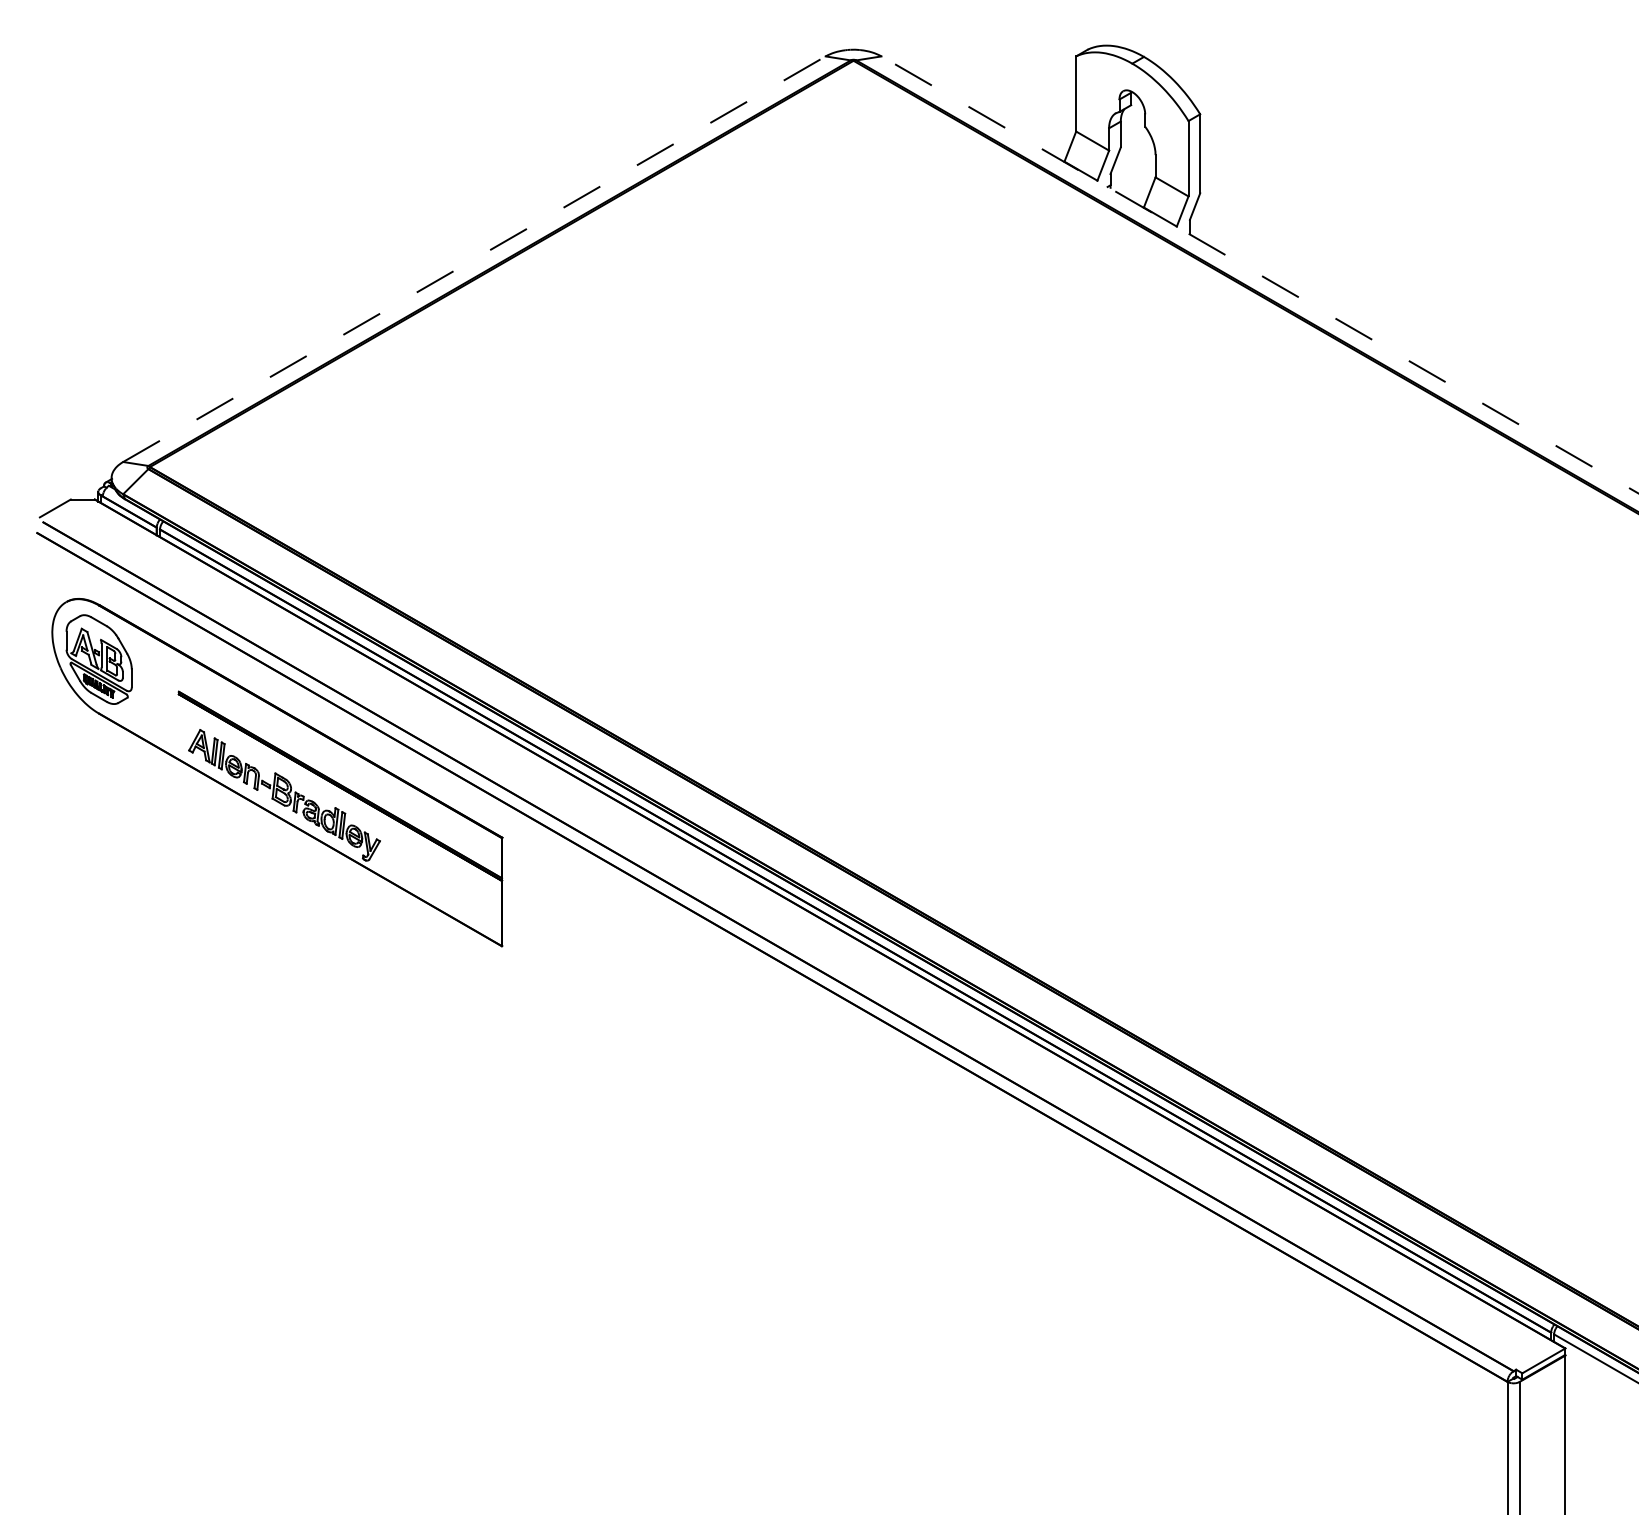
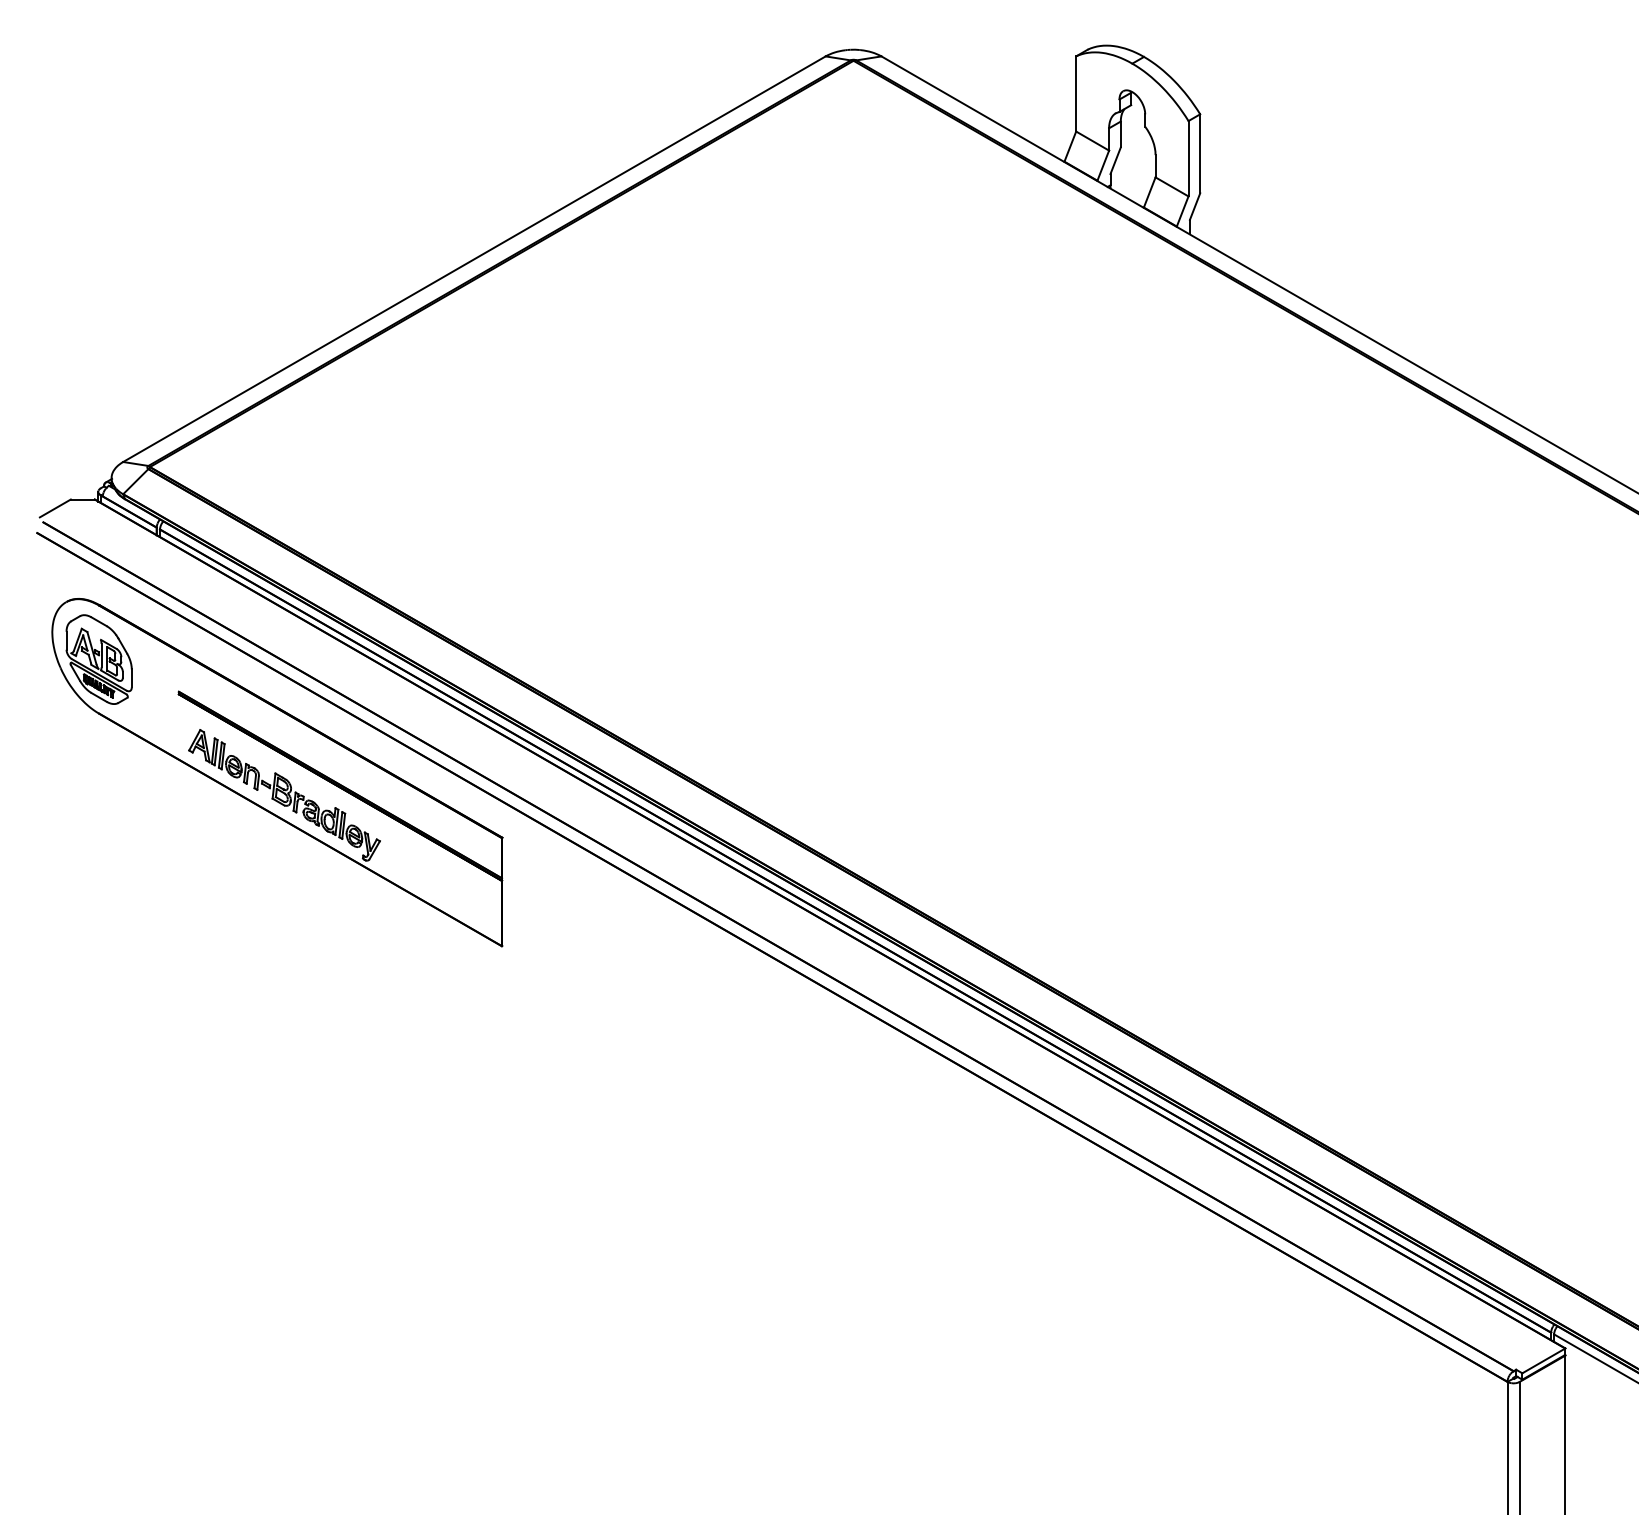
line: dashed -> solid (474, 259)
line: dashed -> solid (1259, 274)
